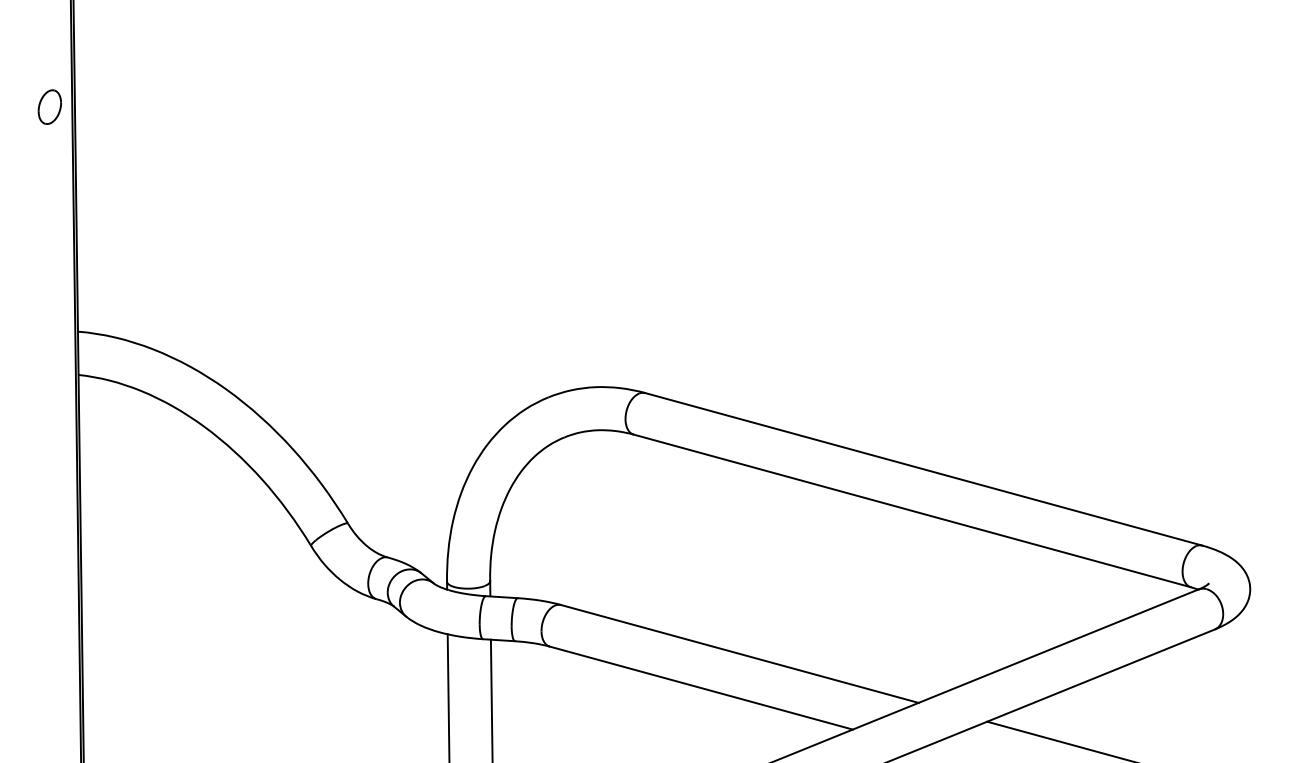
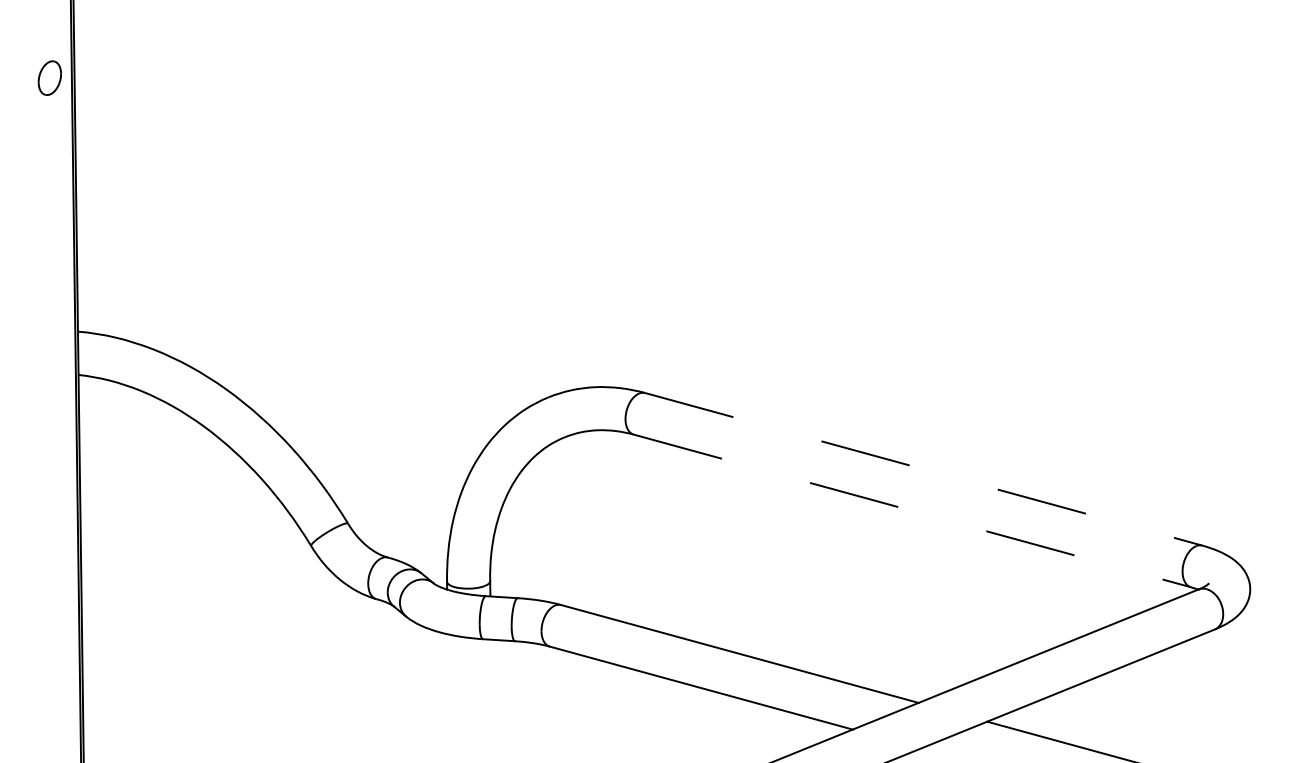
part position: (49, 106) -> (49, 77) (49, 77)
line: solid -> dashed (923, 469)
line: solid -> dashed (912, 510)
line: present -> none (448, 696)
line: present -> none (491, 699)
